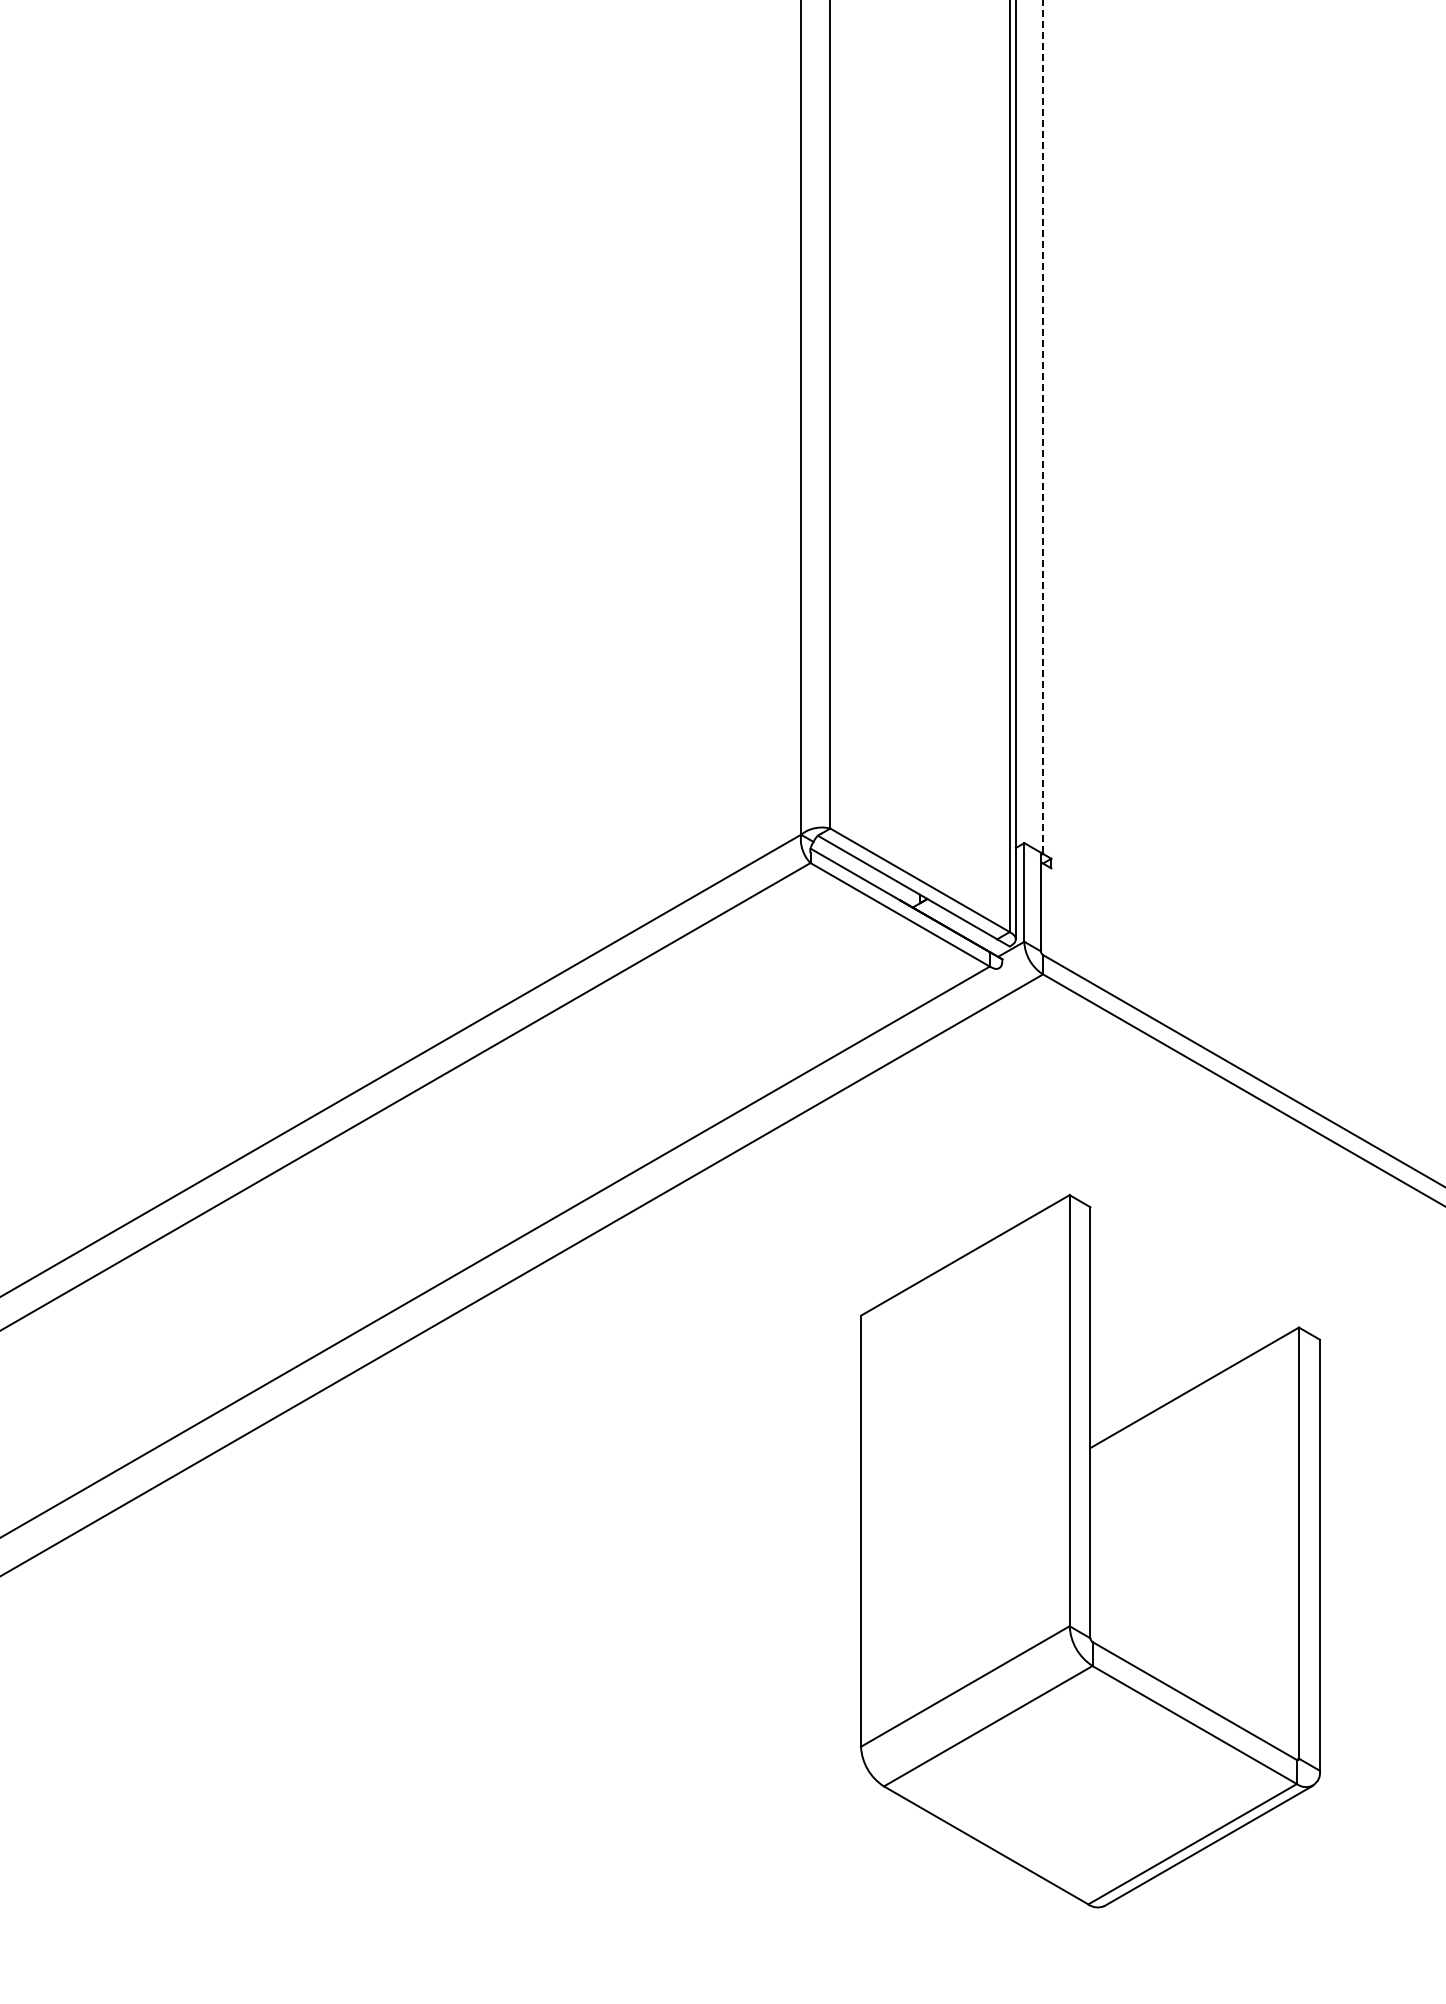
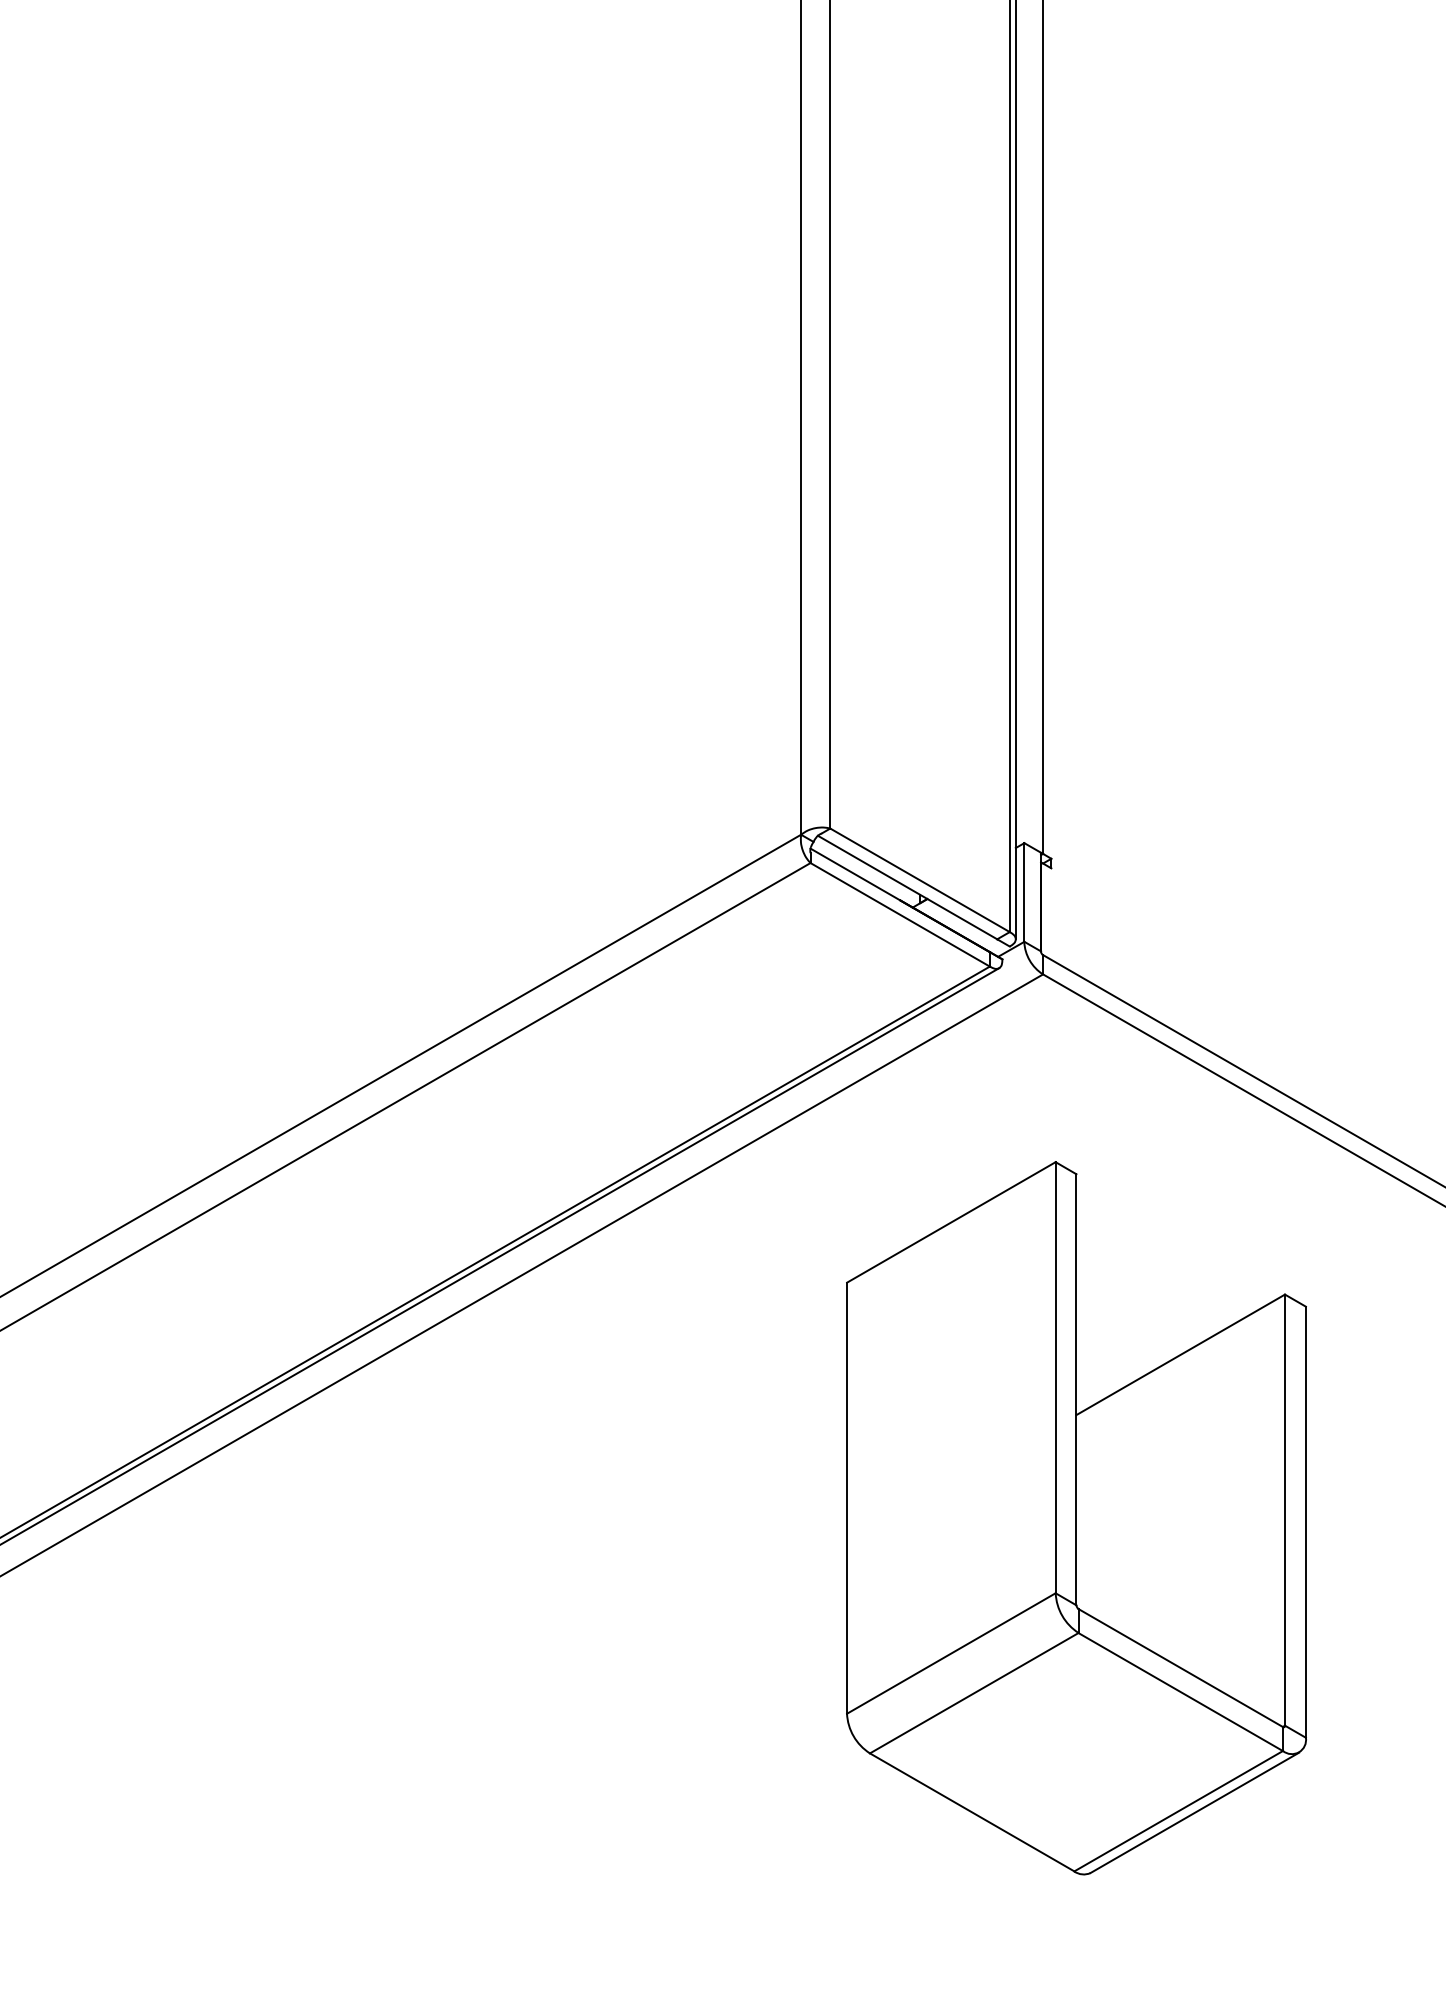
line: dashed -> solid (1043, 427)
line: none -> present (500, 1255)
part position: (1090, 1551) -> (1076, 1518) (1076, 1518)
